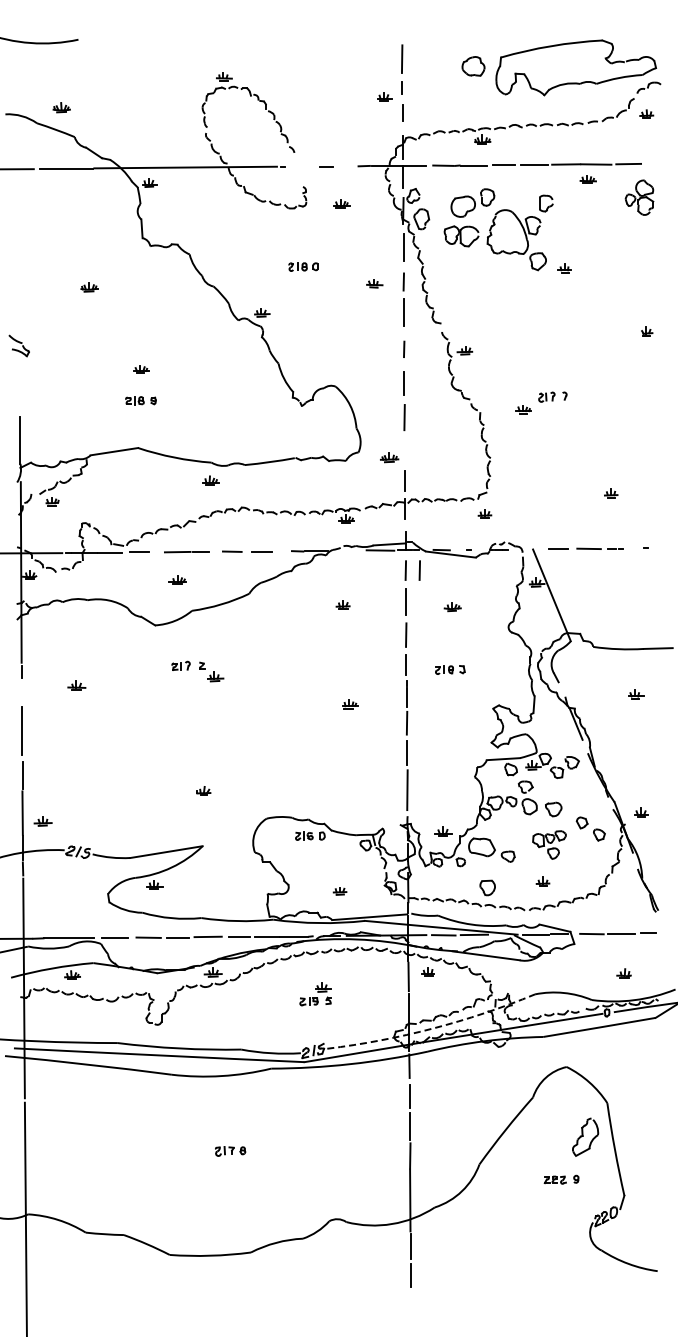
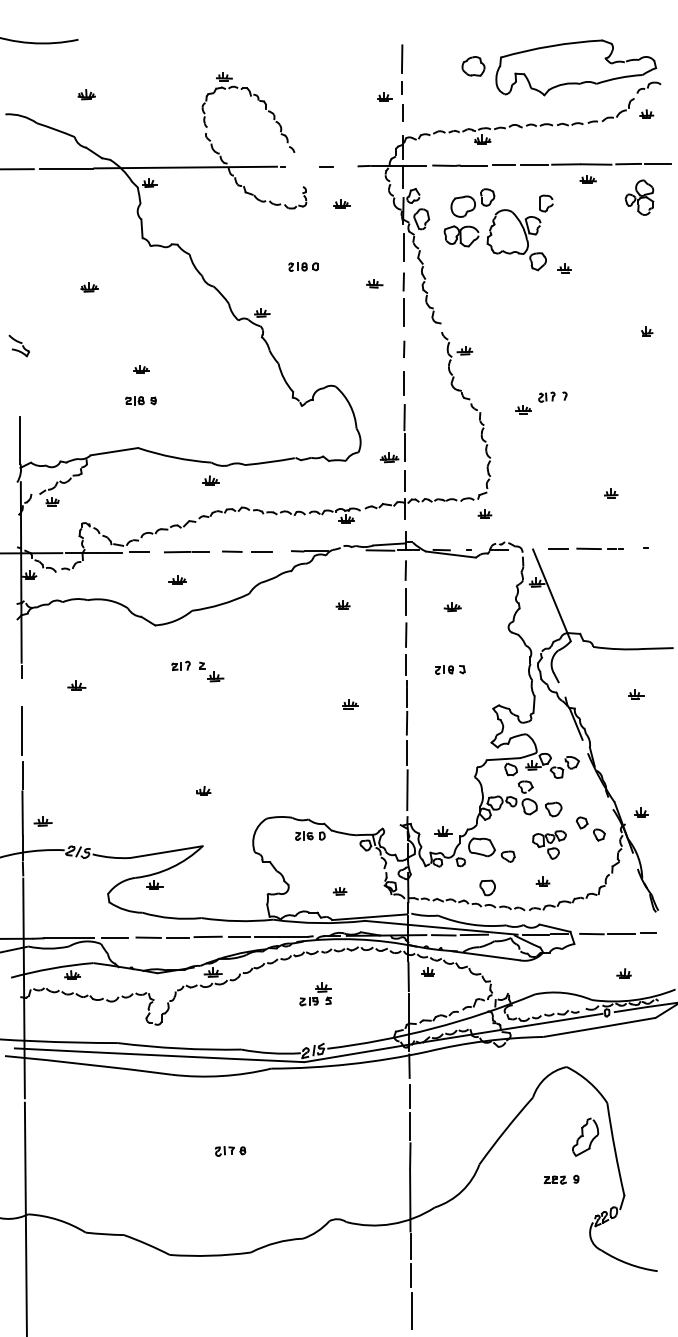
part position: (61, 107) -> (86, 94) (86, 94)
line: none -> present (657, 163)
line: none -> present (404, 447)
line: present -> none (419, 570)
arc: dashed -> solid (433, 1028)
line: none -> present (411, 1310)
